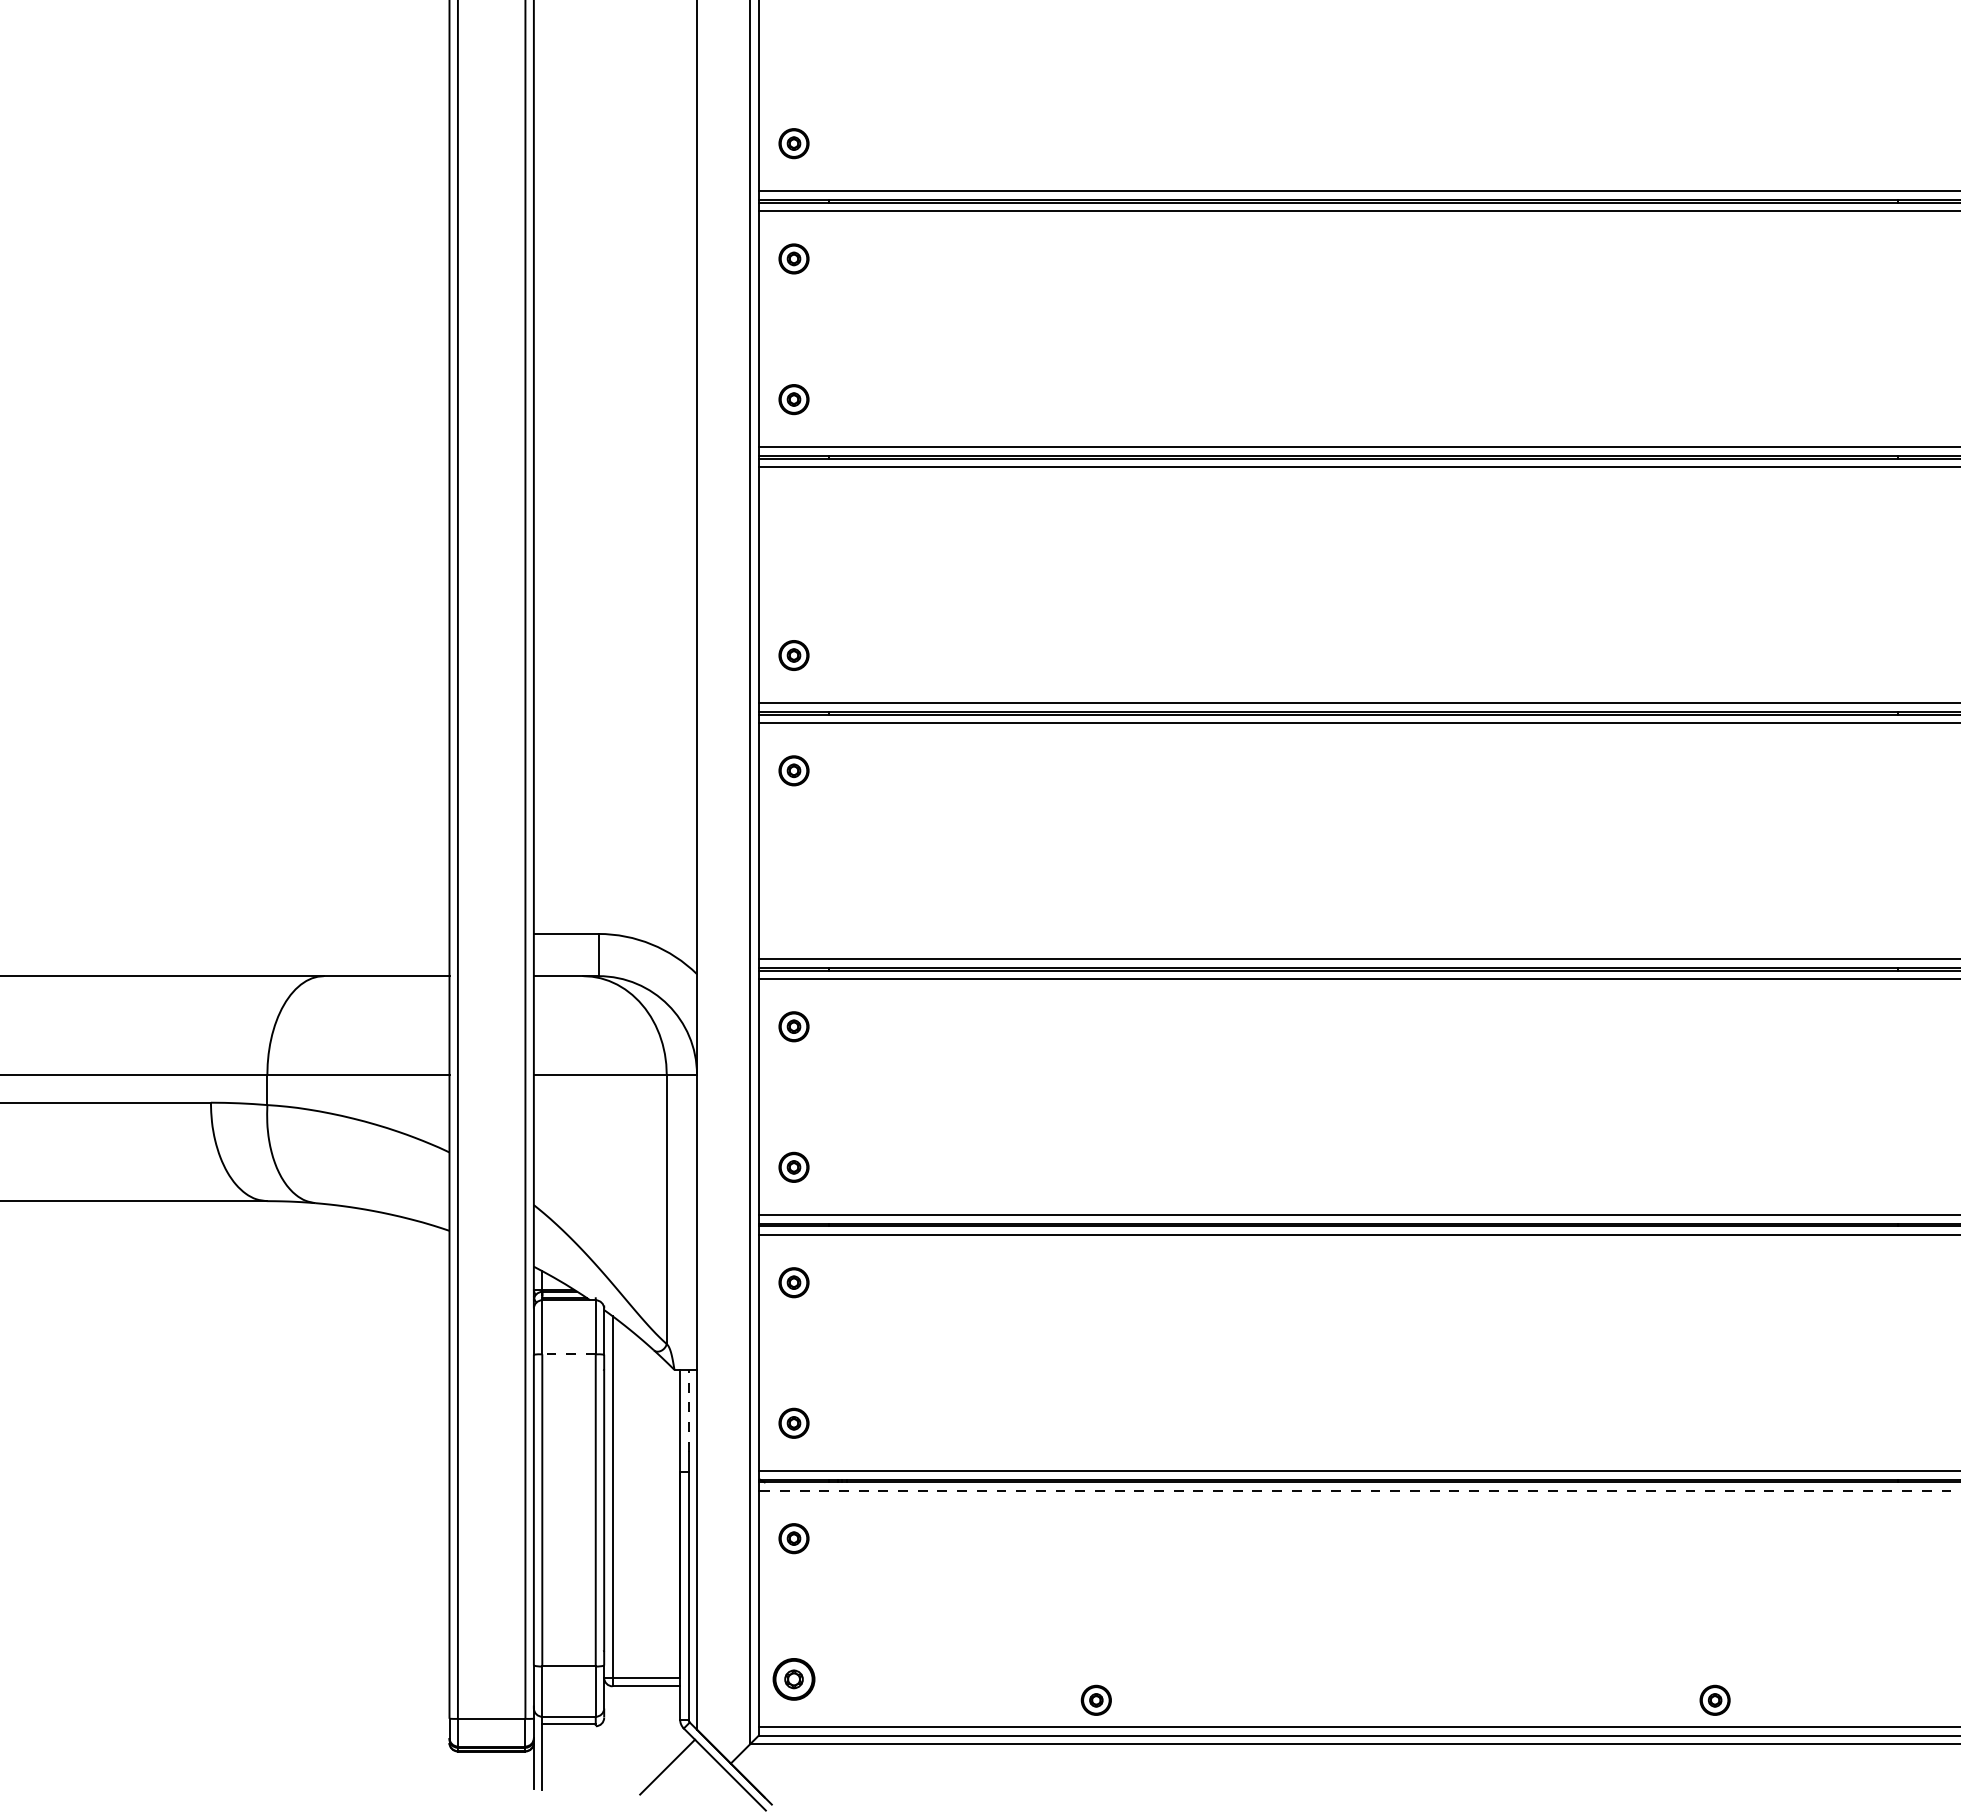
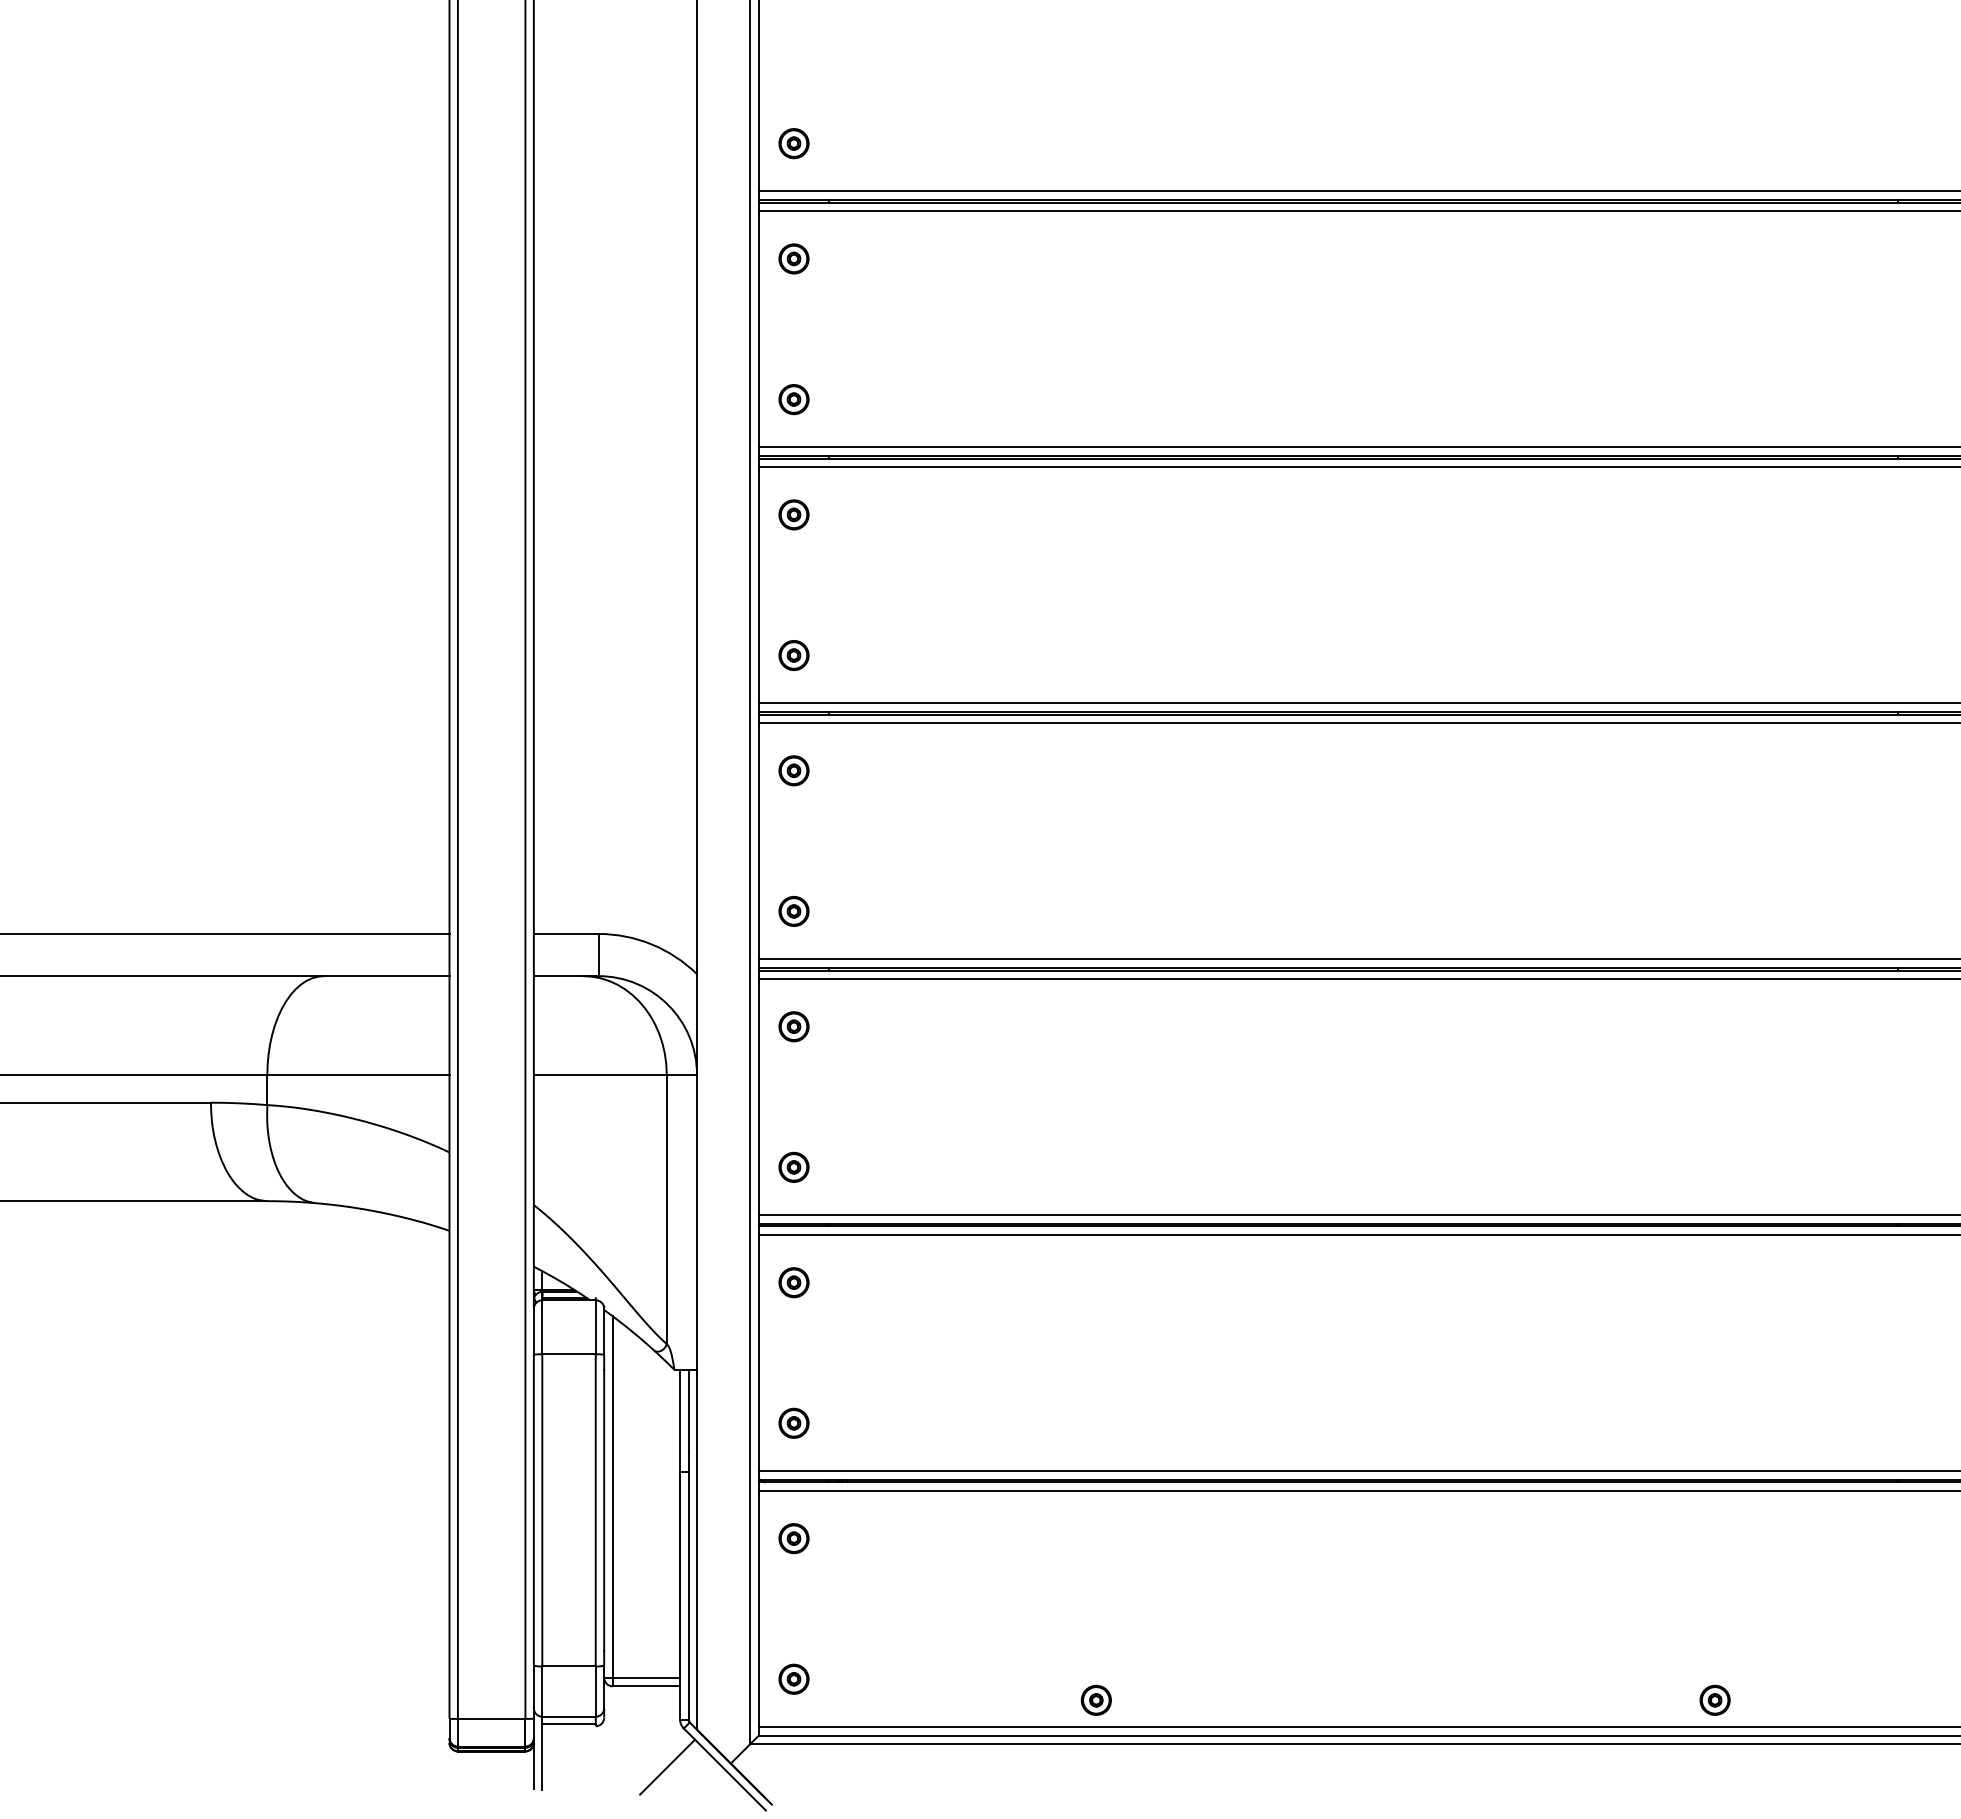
part: none -> present (793, 514)
part: none -> present (793, 911)
line: none -> present (225, 933)
line: dashed -> solid (569, 1354)
line: dashed -> solid (688, 1410)
line: dashed -> solid (1359, 1490)
part size: 44x43 px -> 32x32 px (793, 1678)
